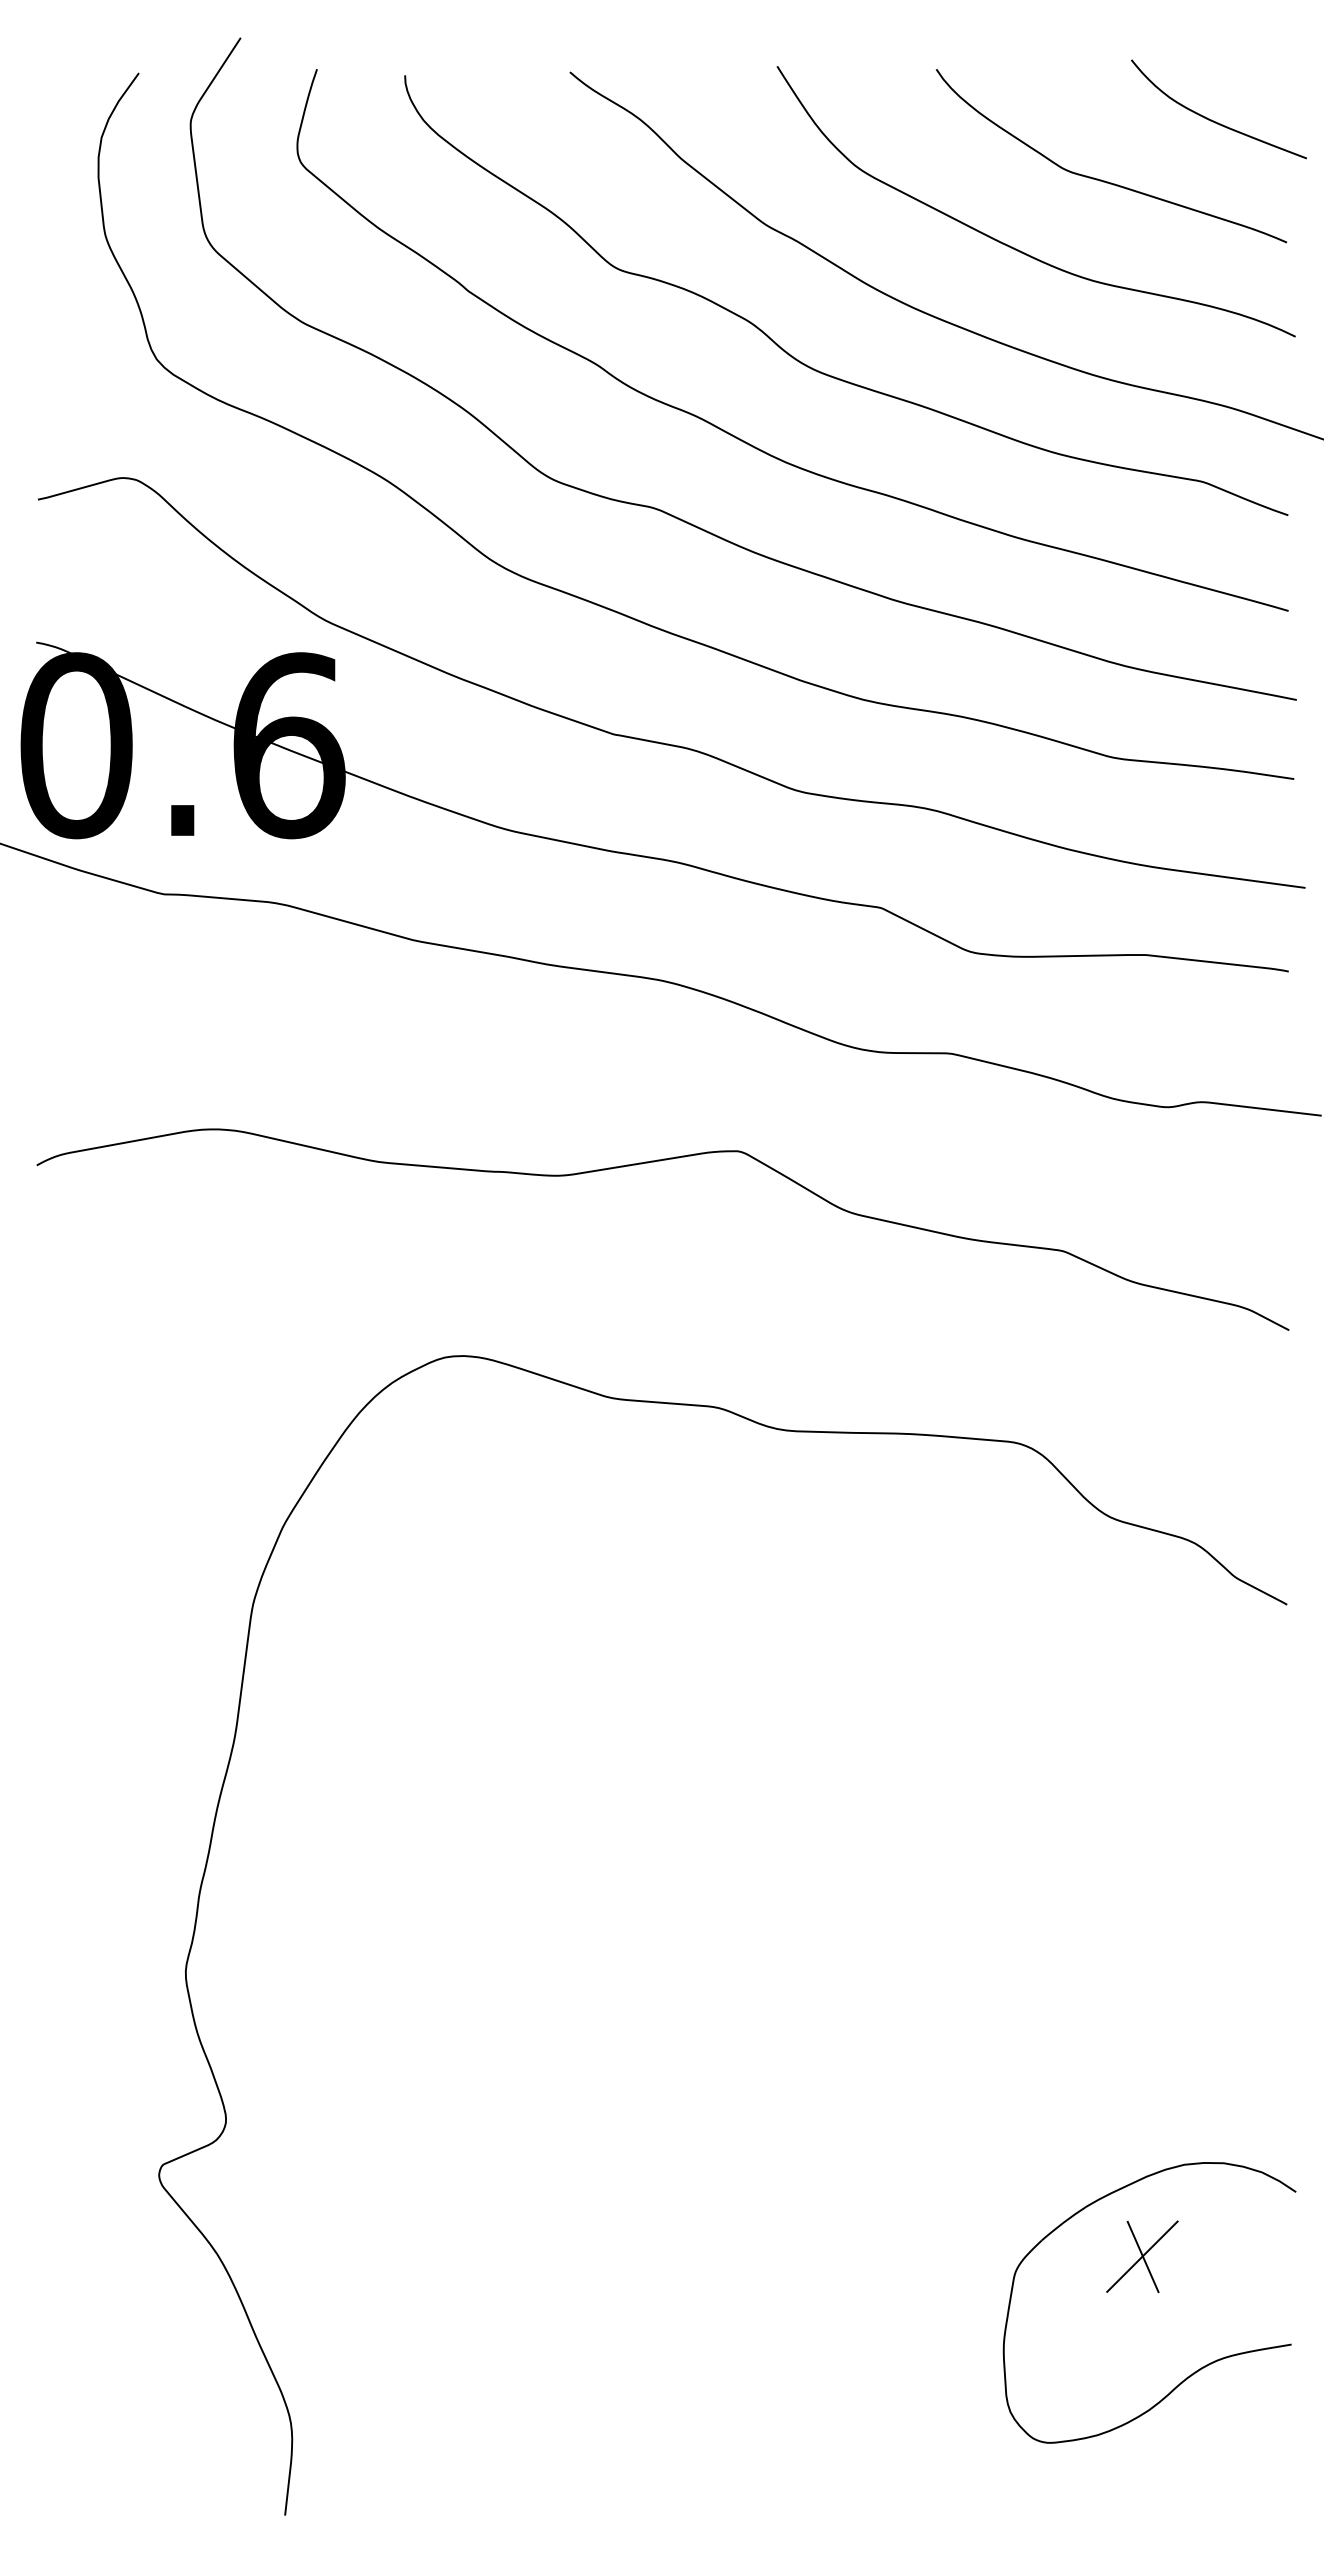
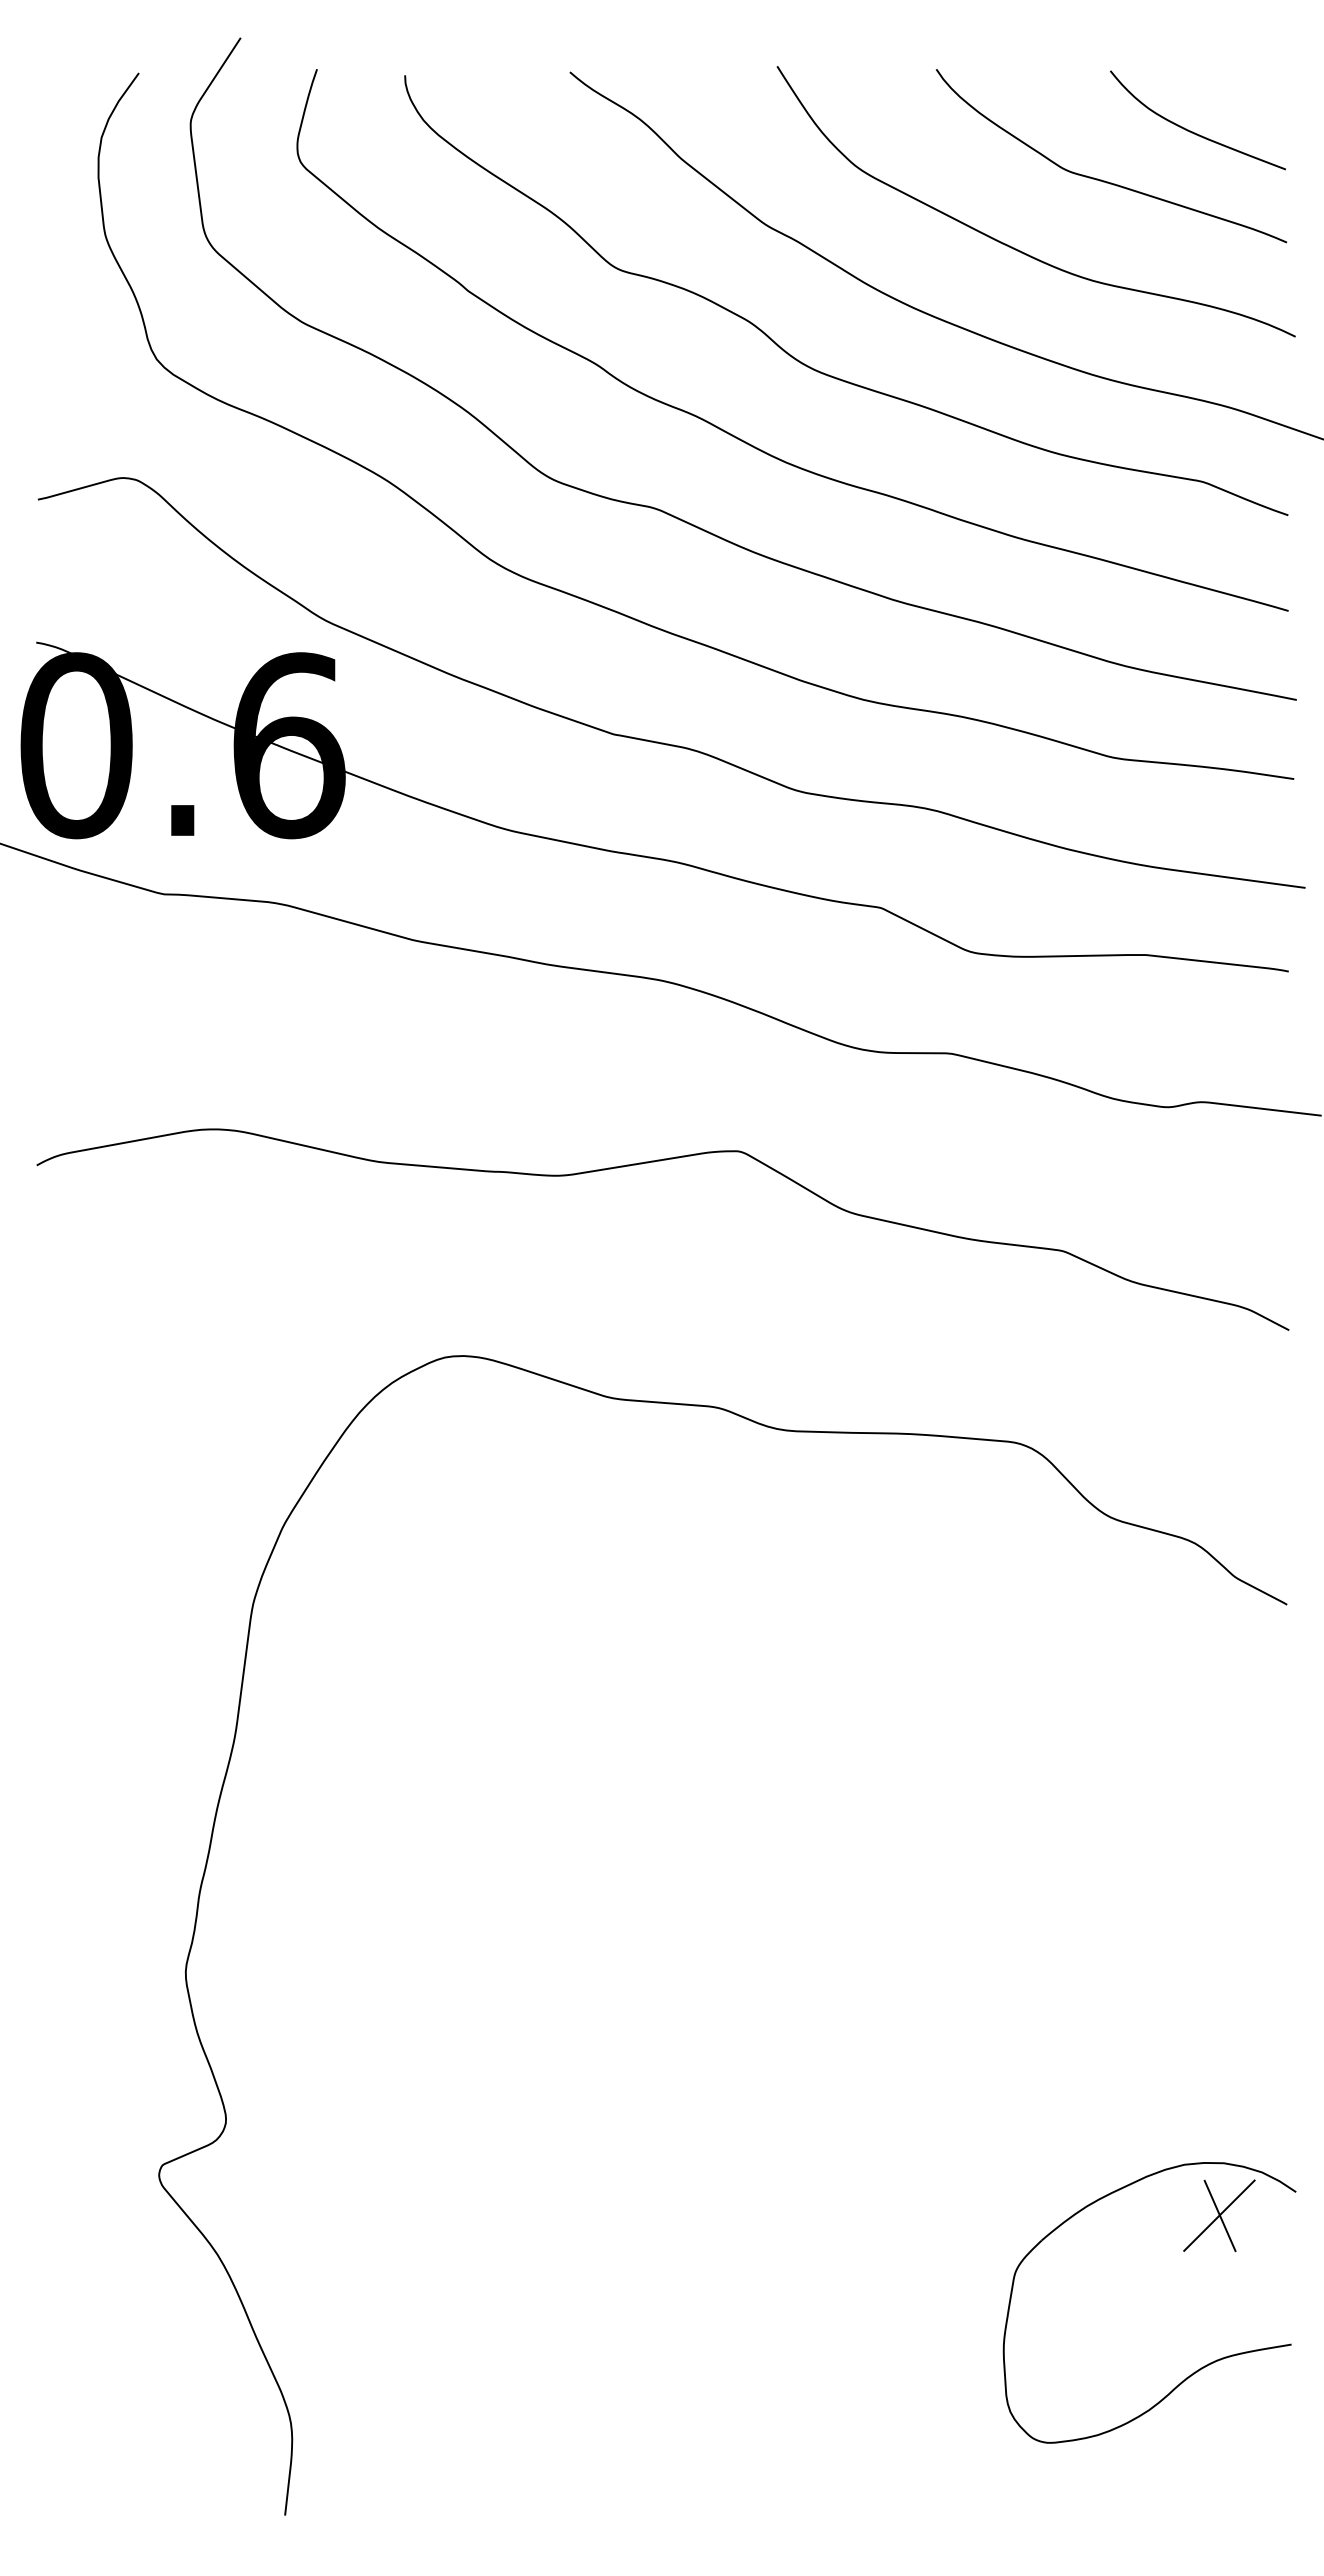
curve position: (1213, 120) -> (1192, 131) (1192, 131)
part position: (1142, 2256) -> (1219, 2215) (1219, 2215)
